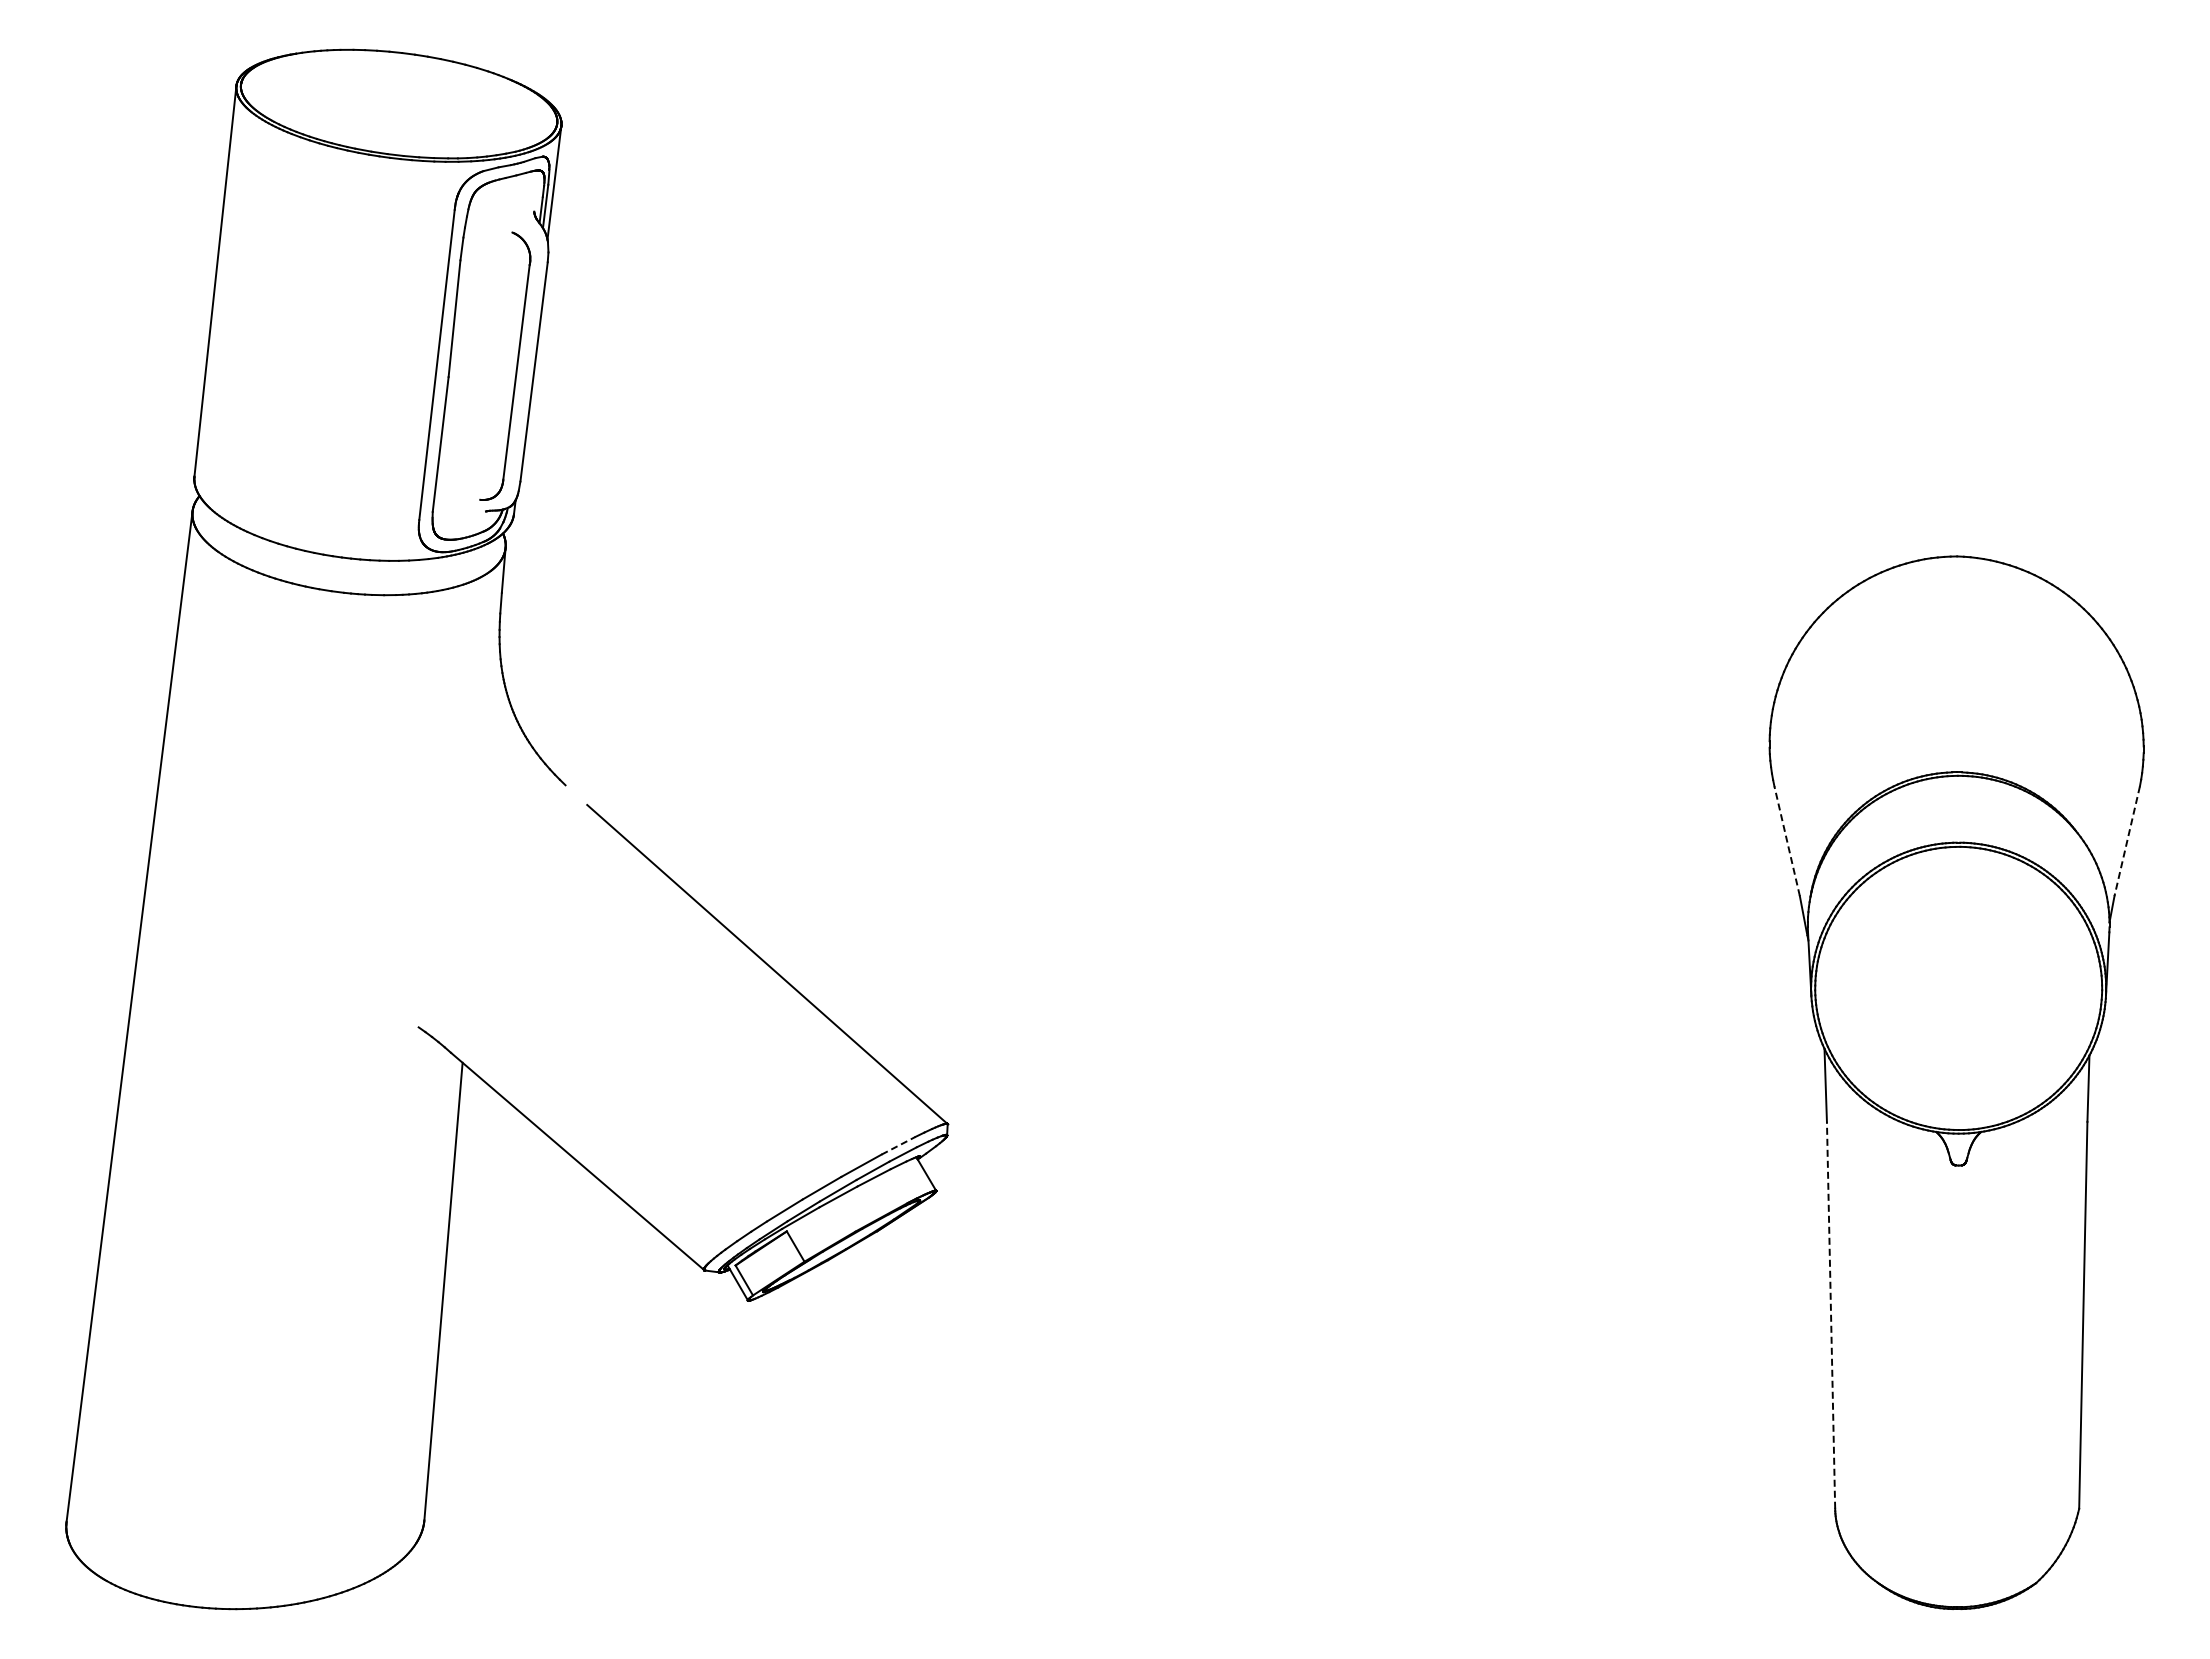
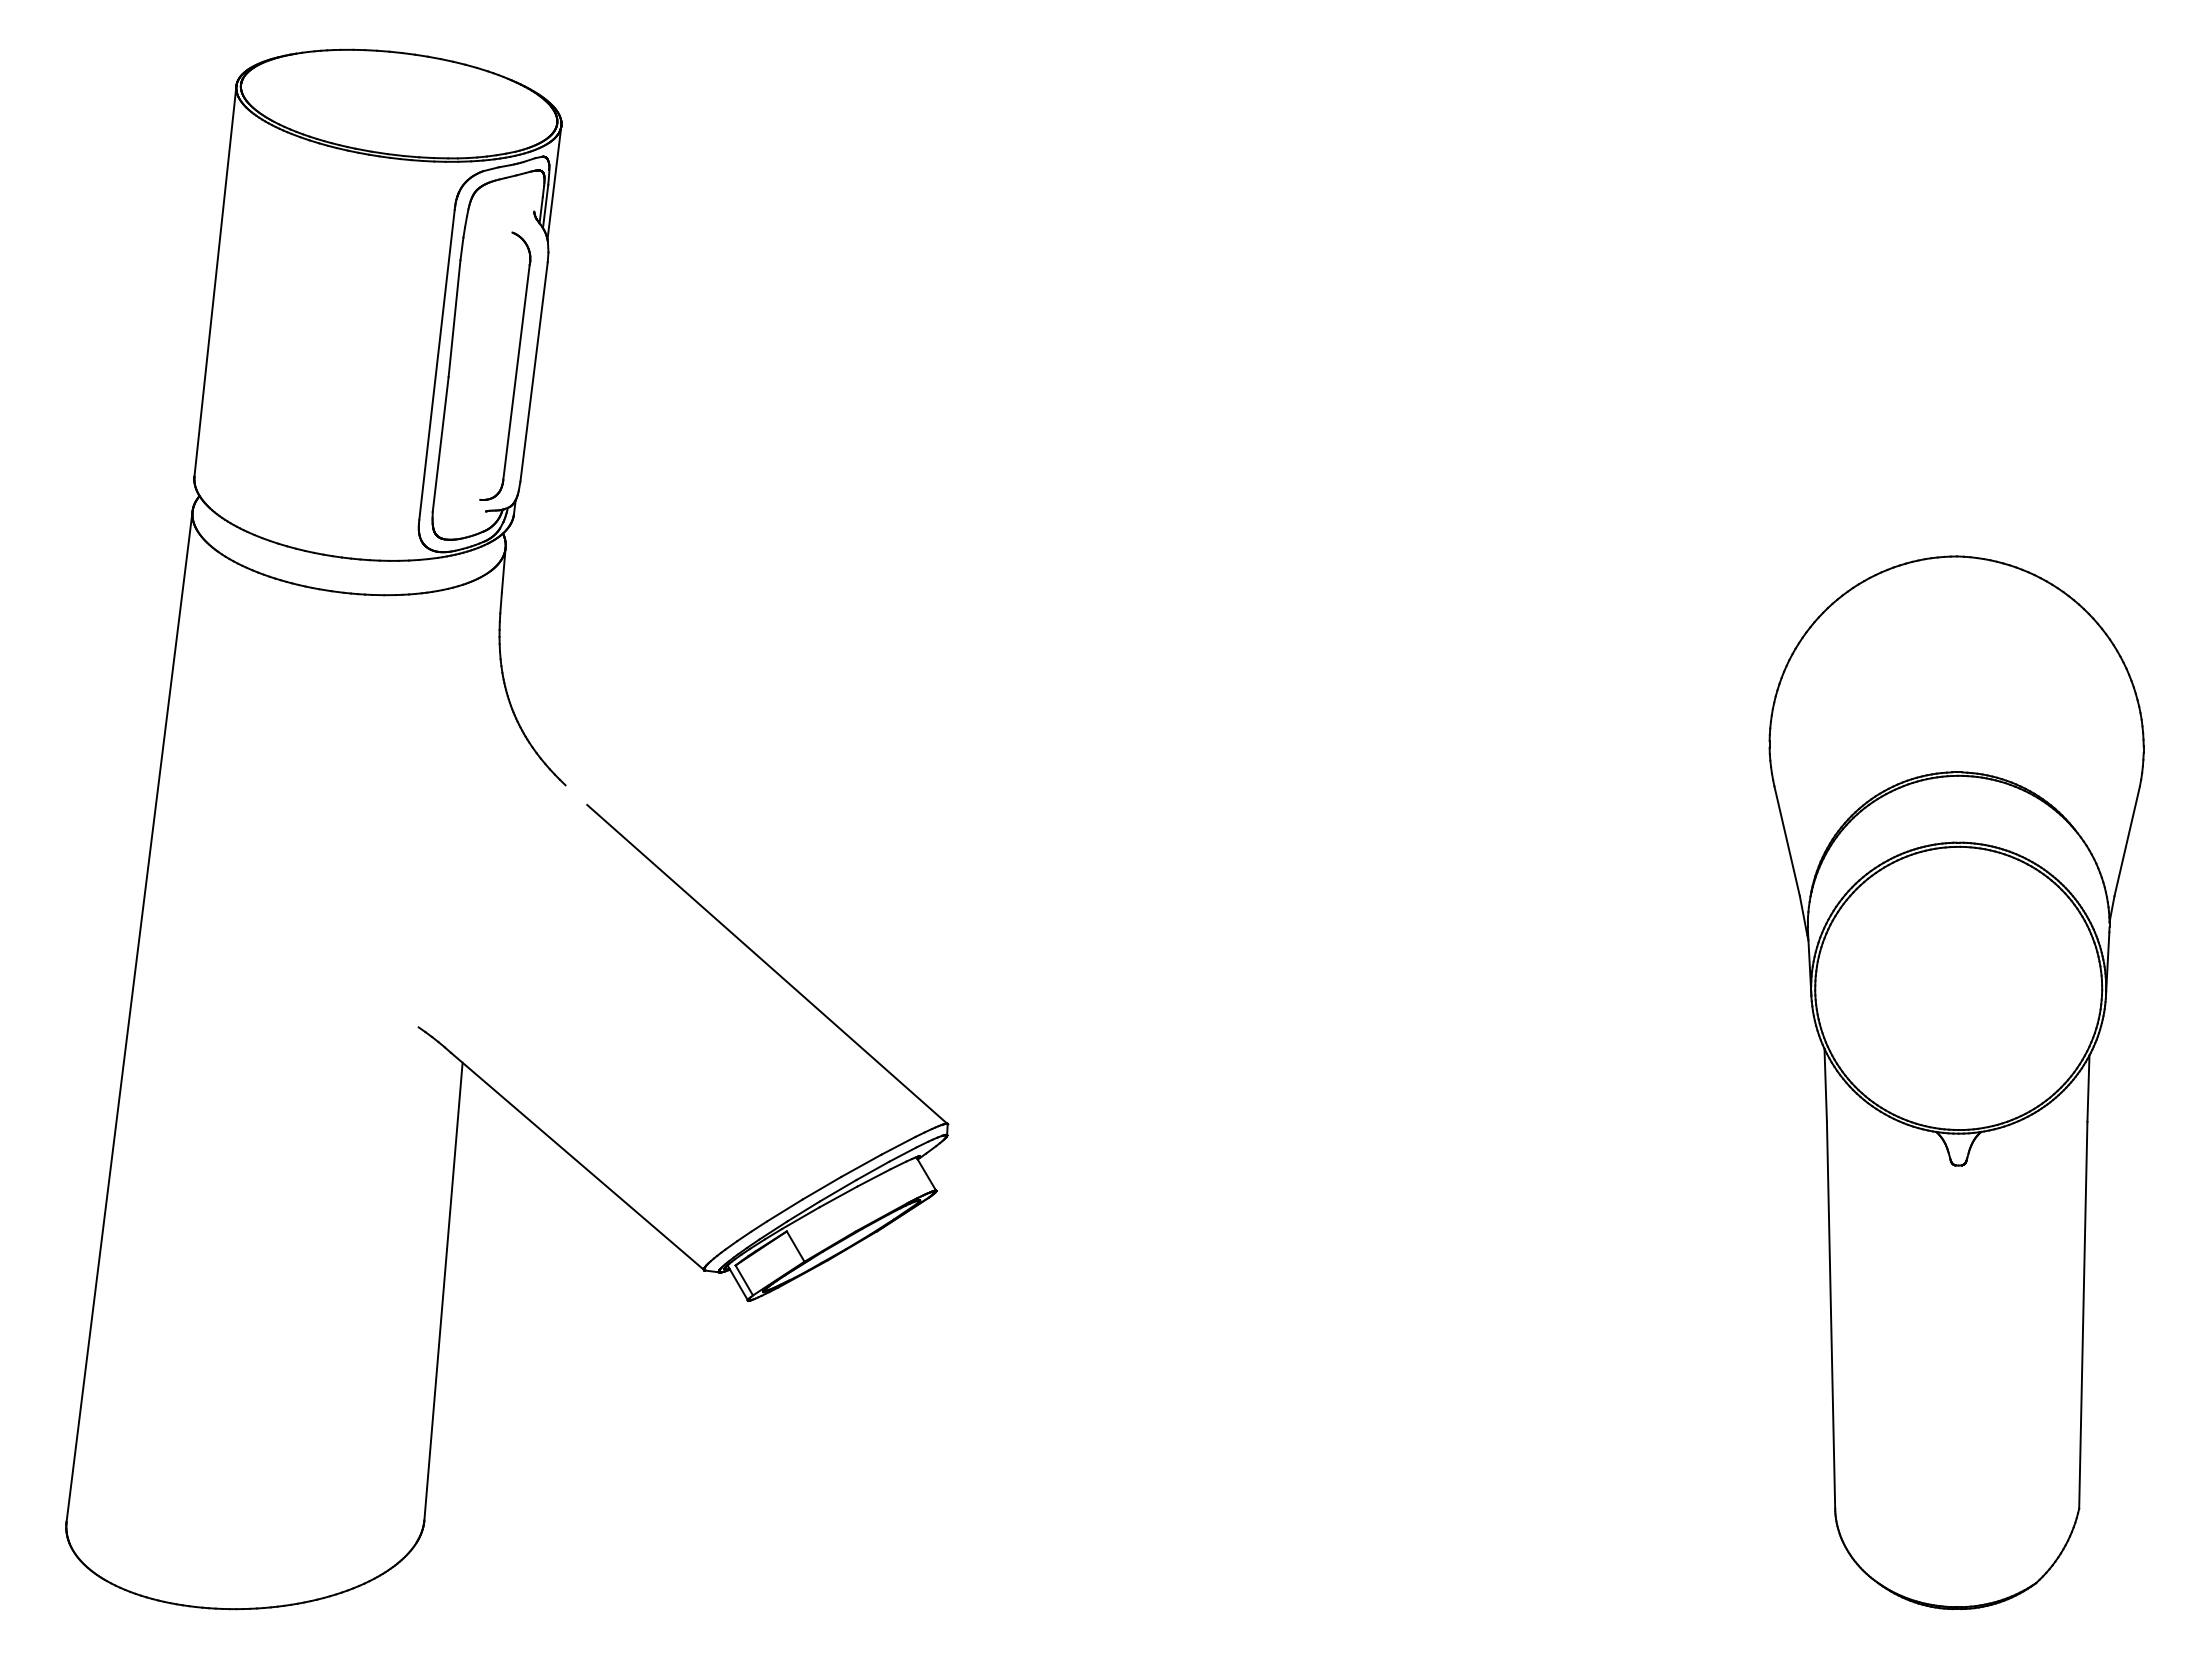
line: dashed -> solid (1787, 840)
line: dashed -> solid (2127, 841)
line: dashed -> solid (898, 1145)
line: dashed -> solid (1831, 1314)
